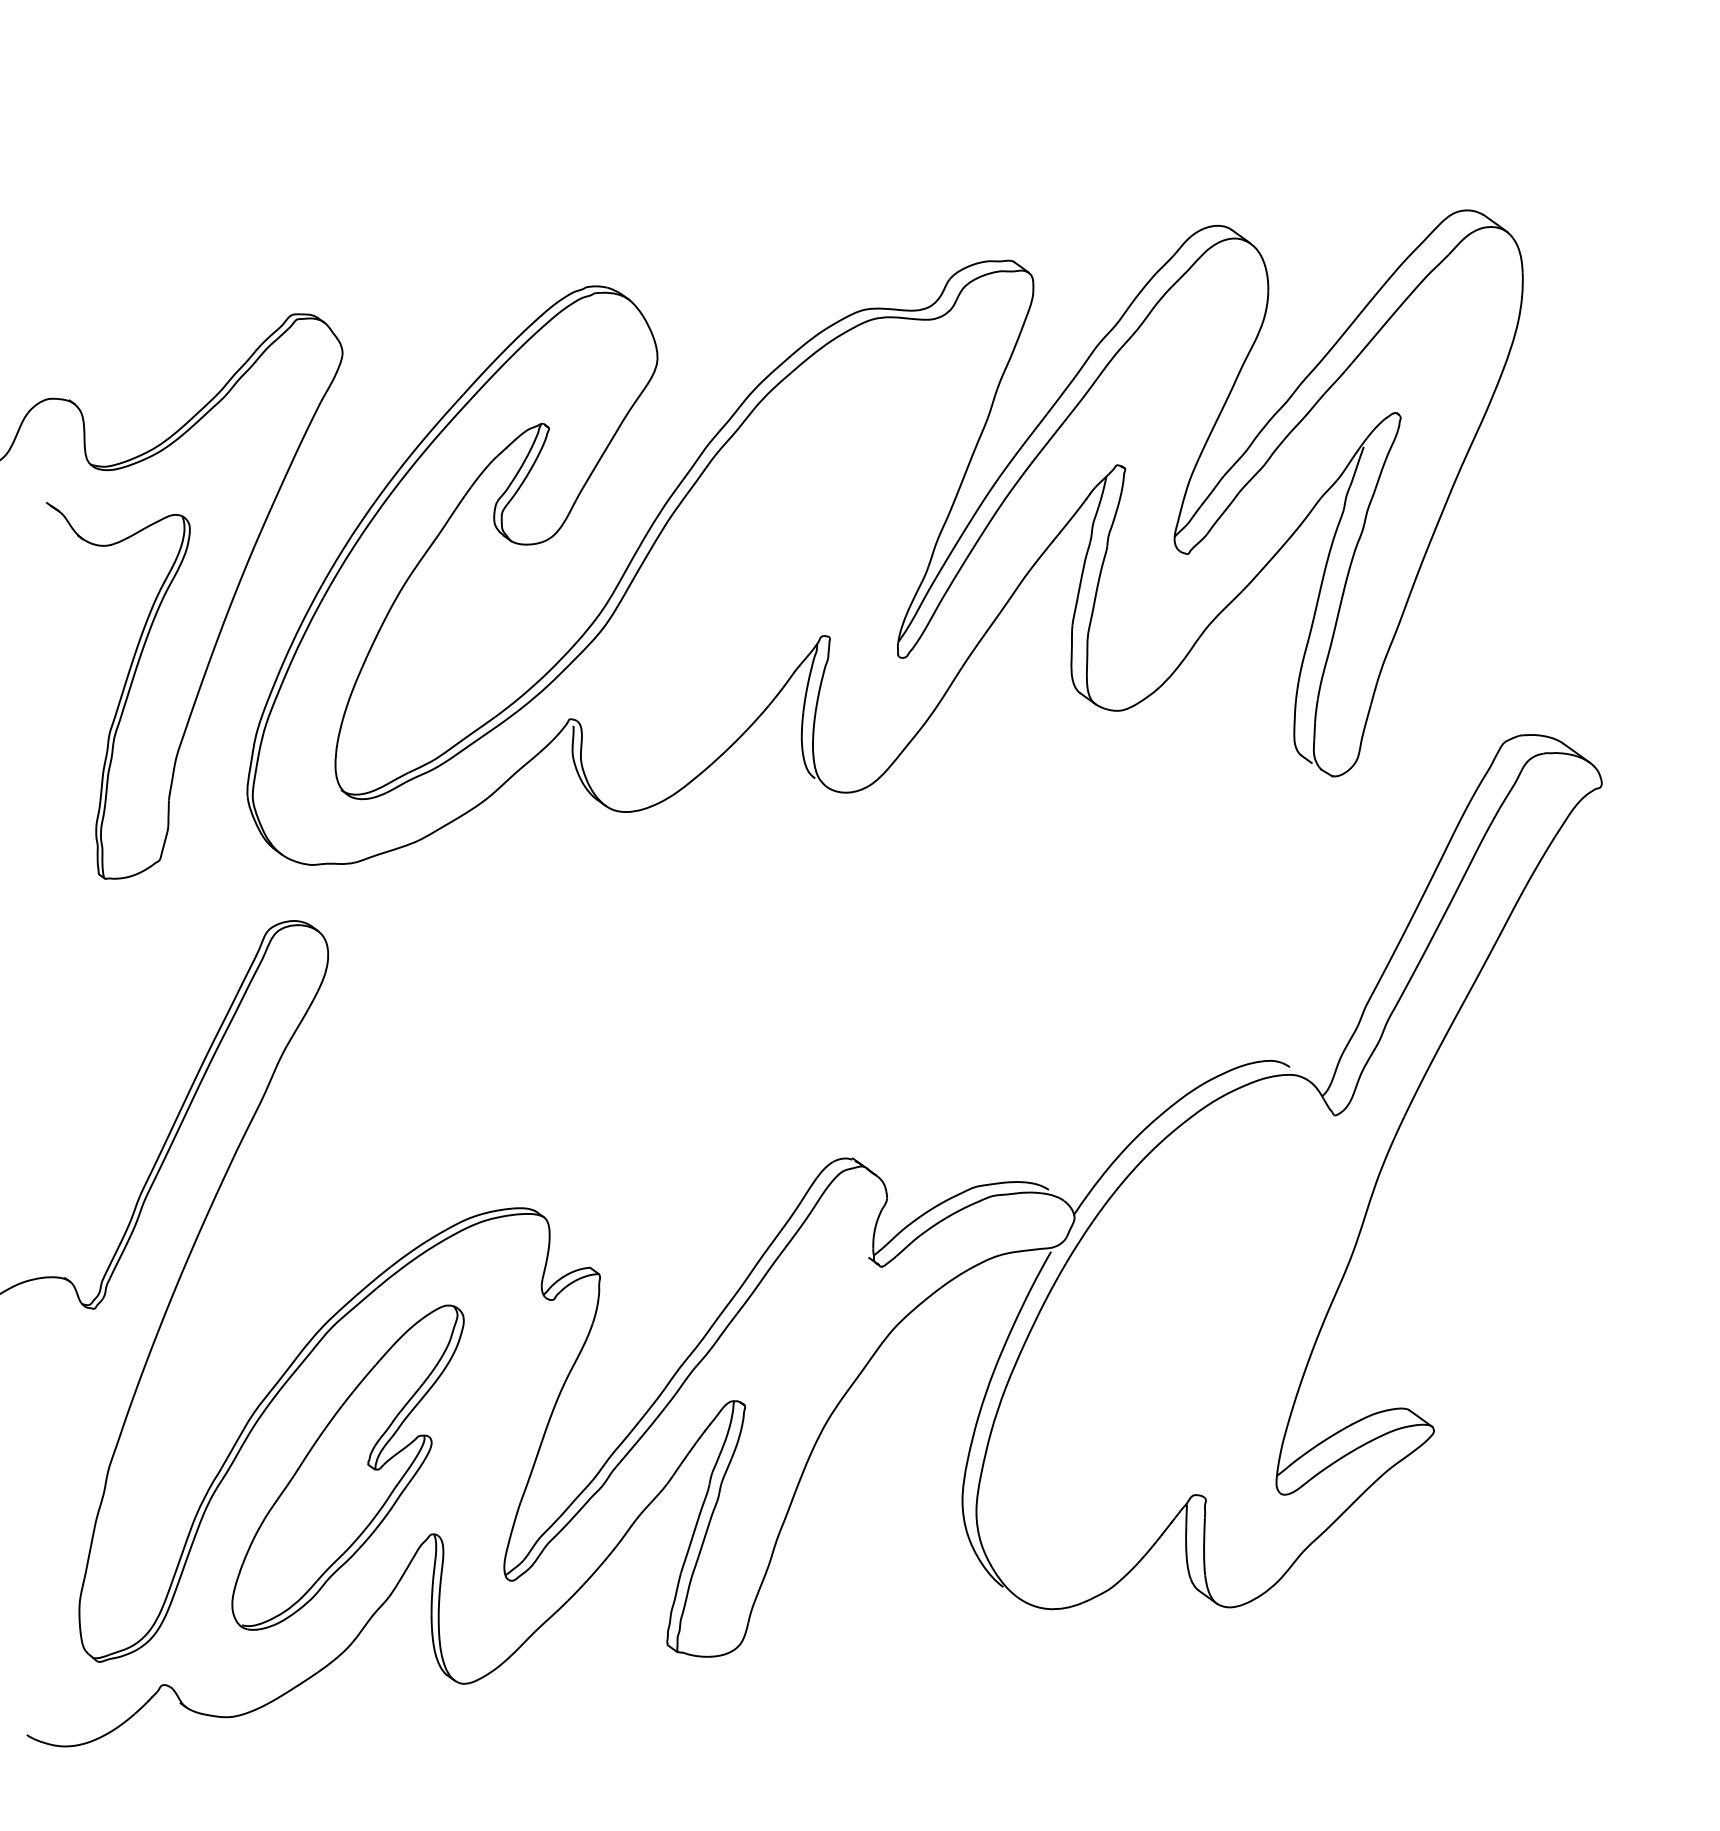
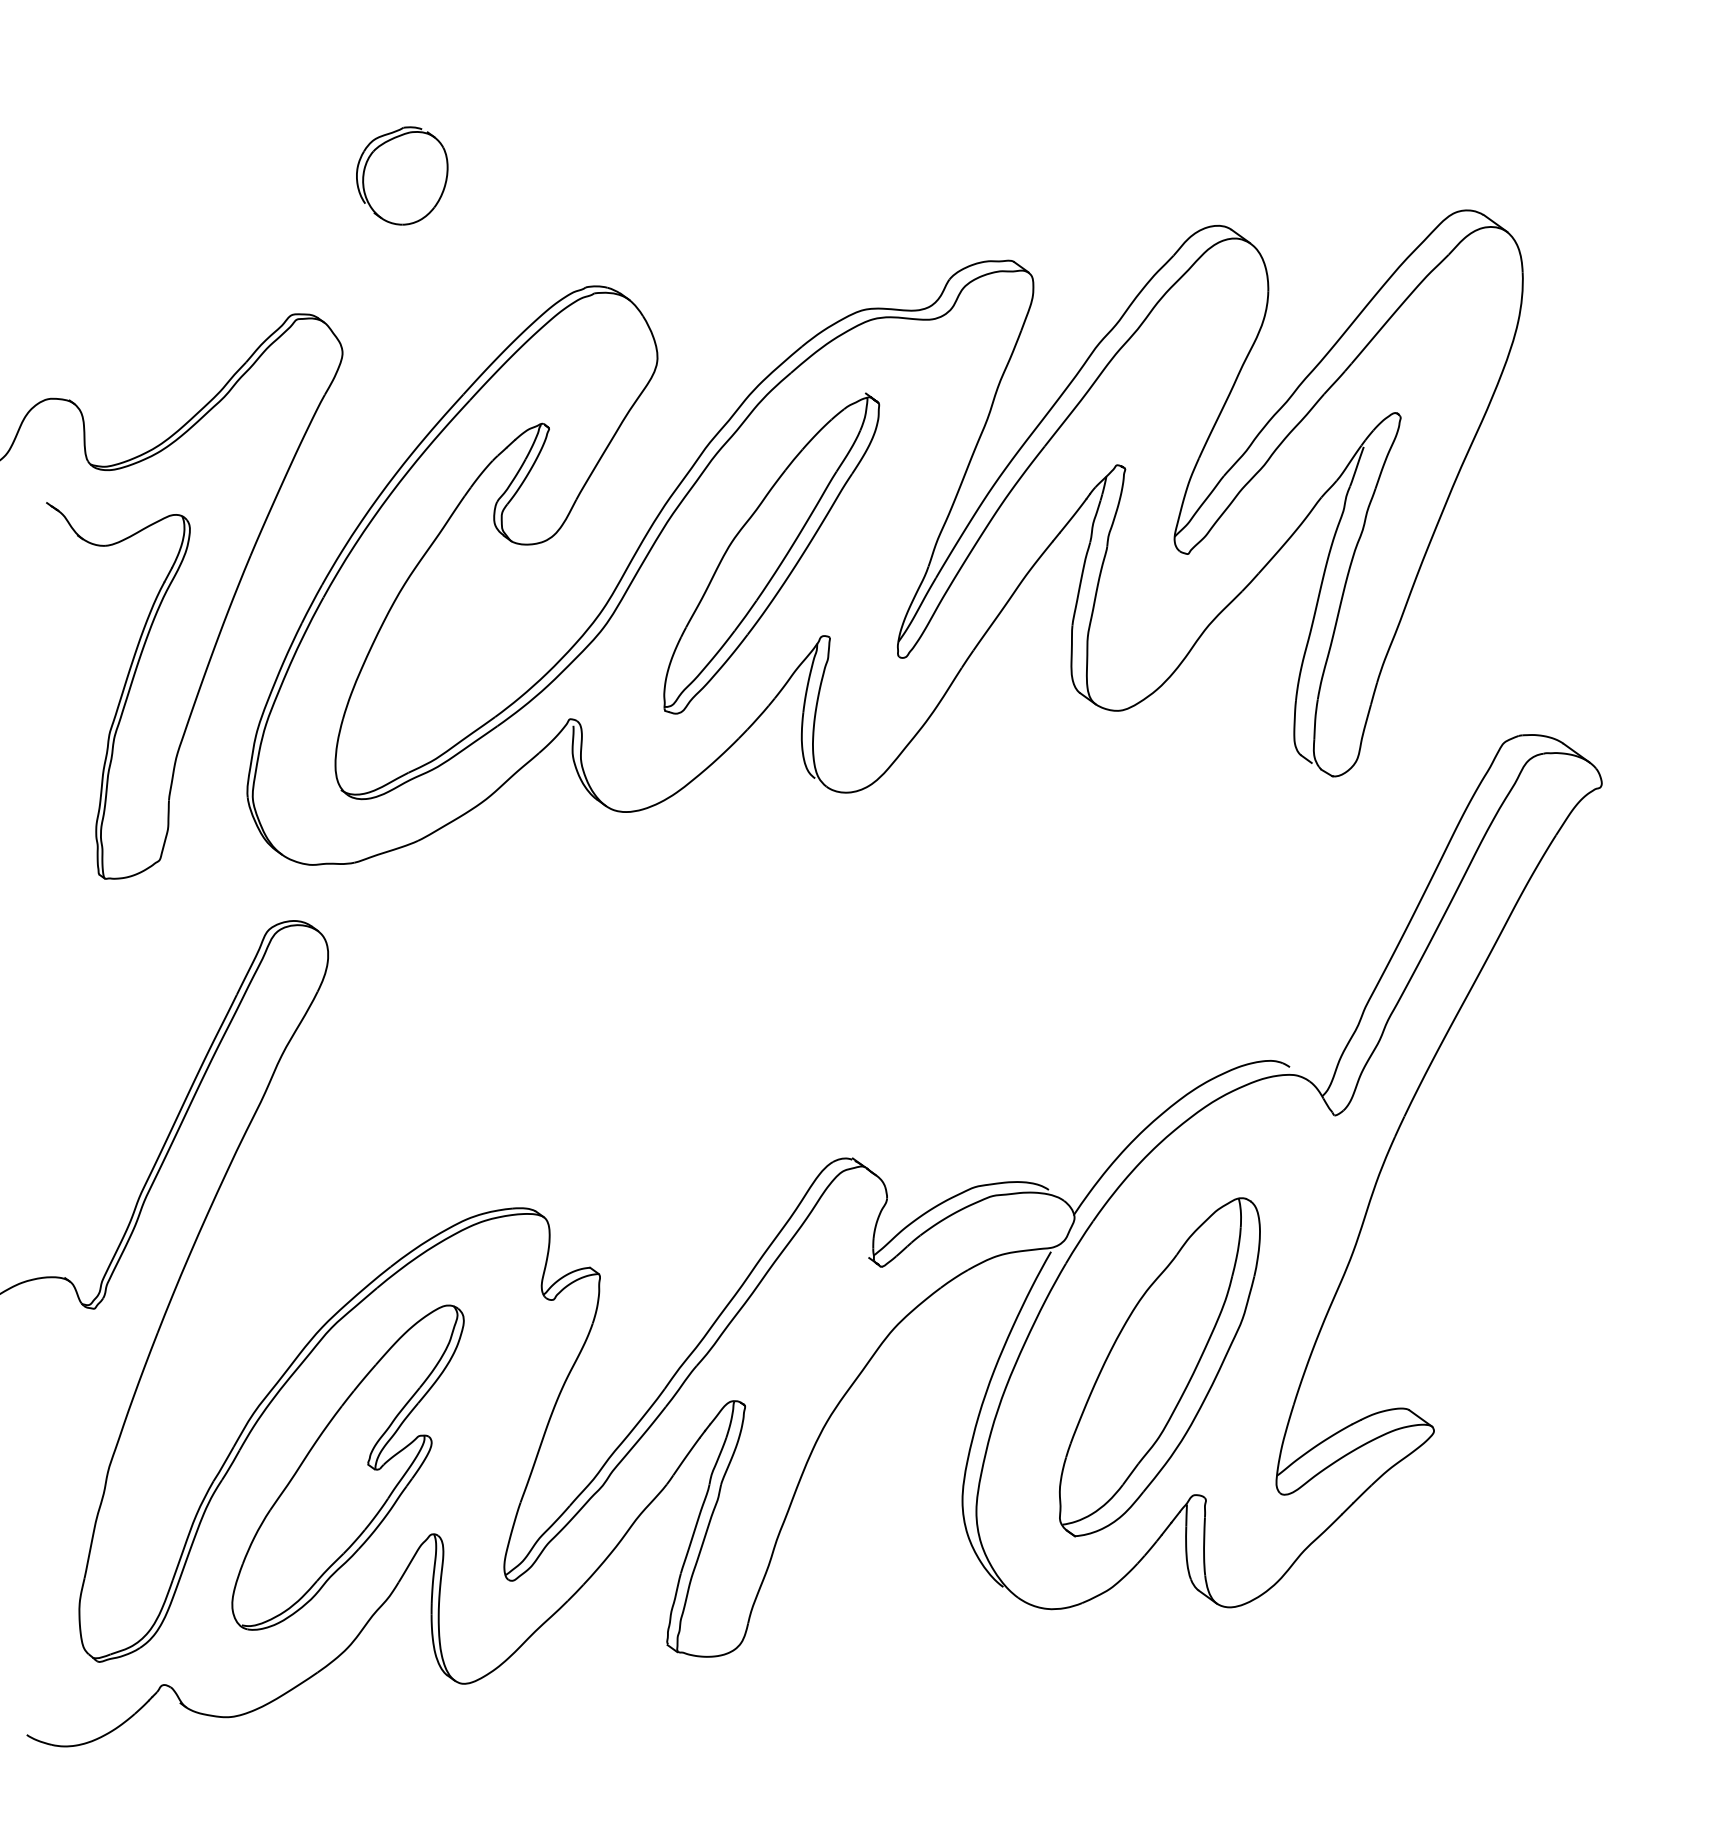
part: none -> present (402, 175)
part: none -> present (771, 553)
part: none -> present (1159, 1367)
